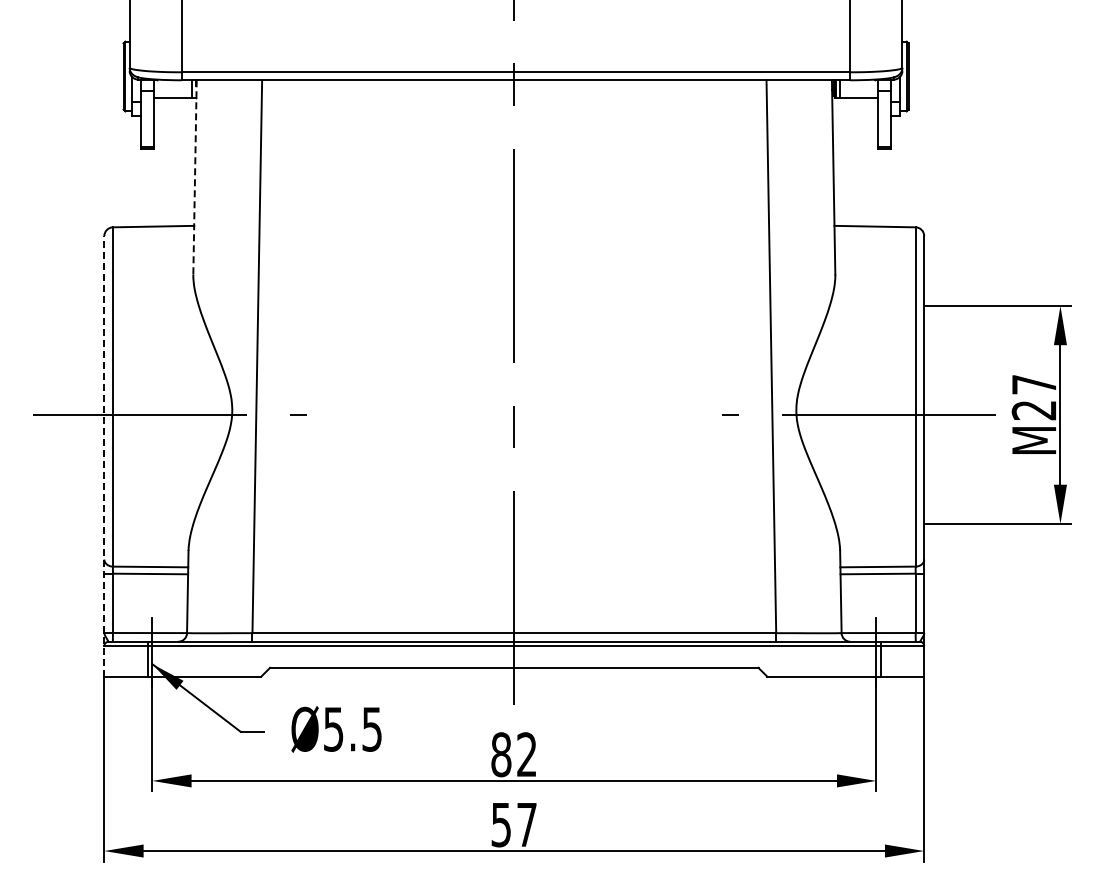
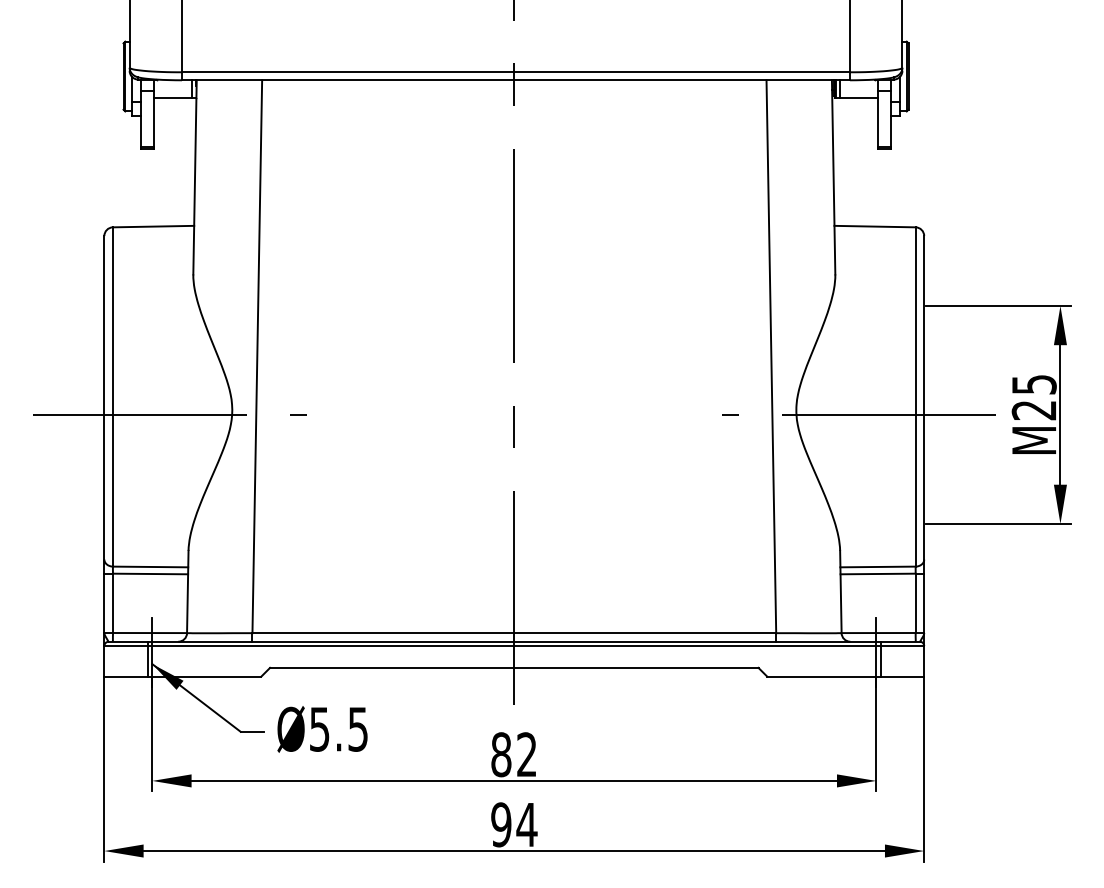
line: dashed -> solid (195, 177)
text: M27 -> M25 (1034, 384)
line: dashed -> solid (104, 455)
text position: (336, 729) -> (322, 729) (322, 729)
text: 57 -> 94 (514, 824)
